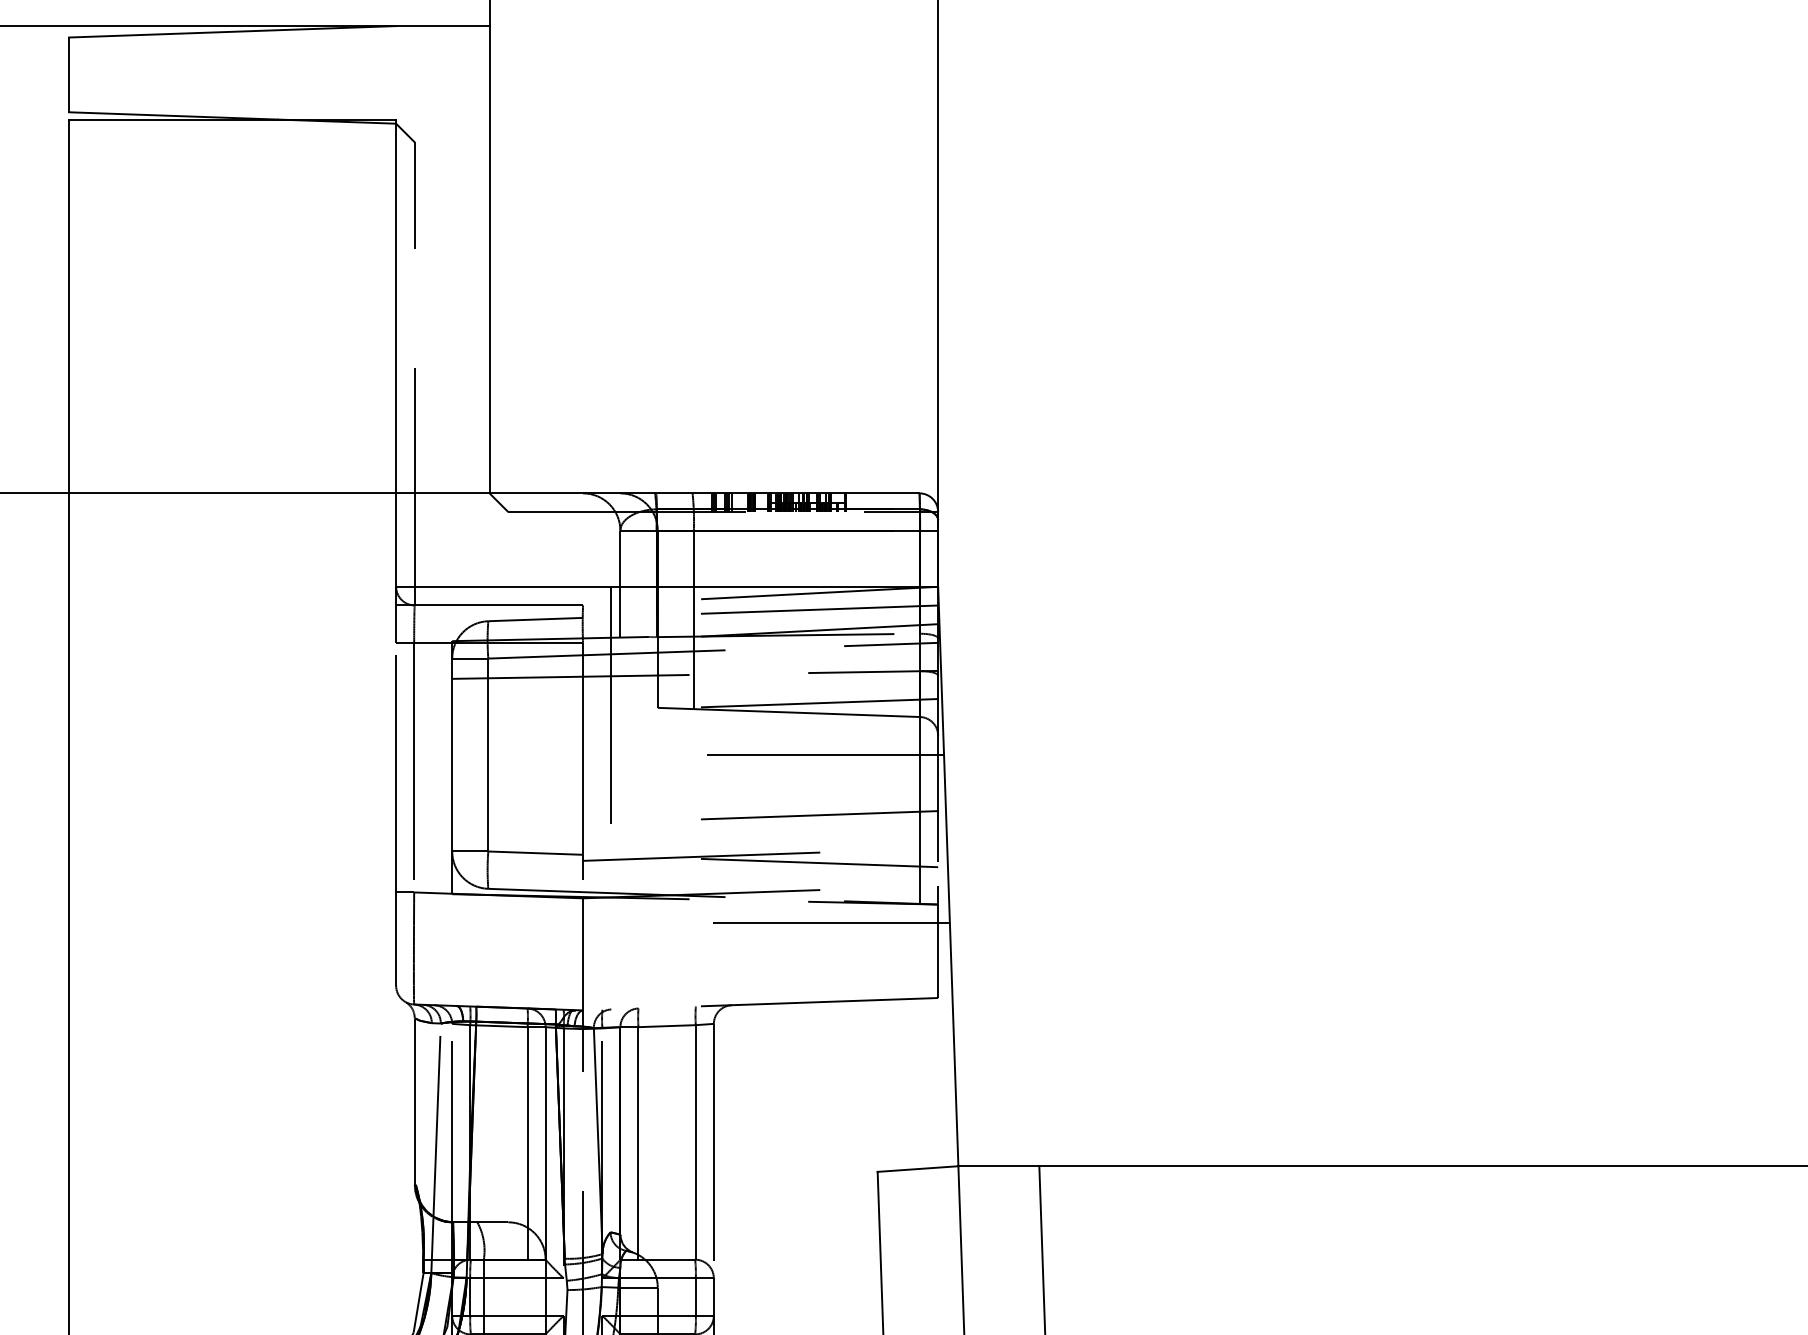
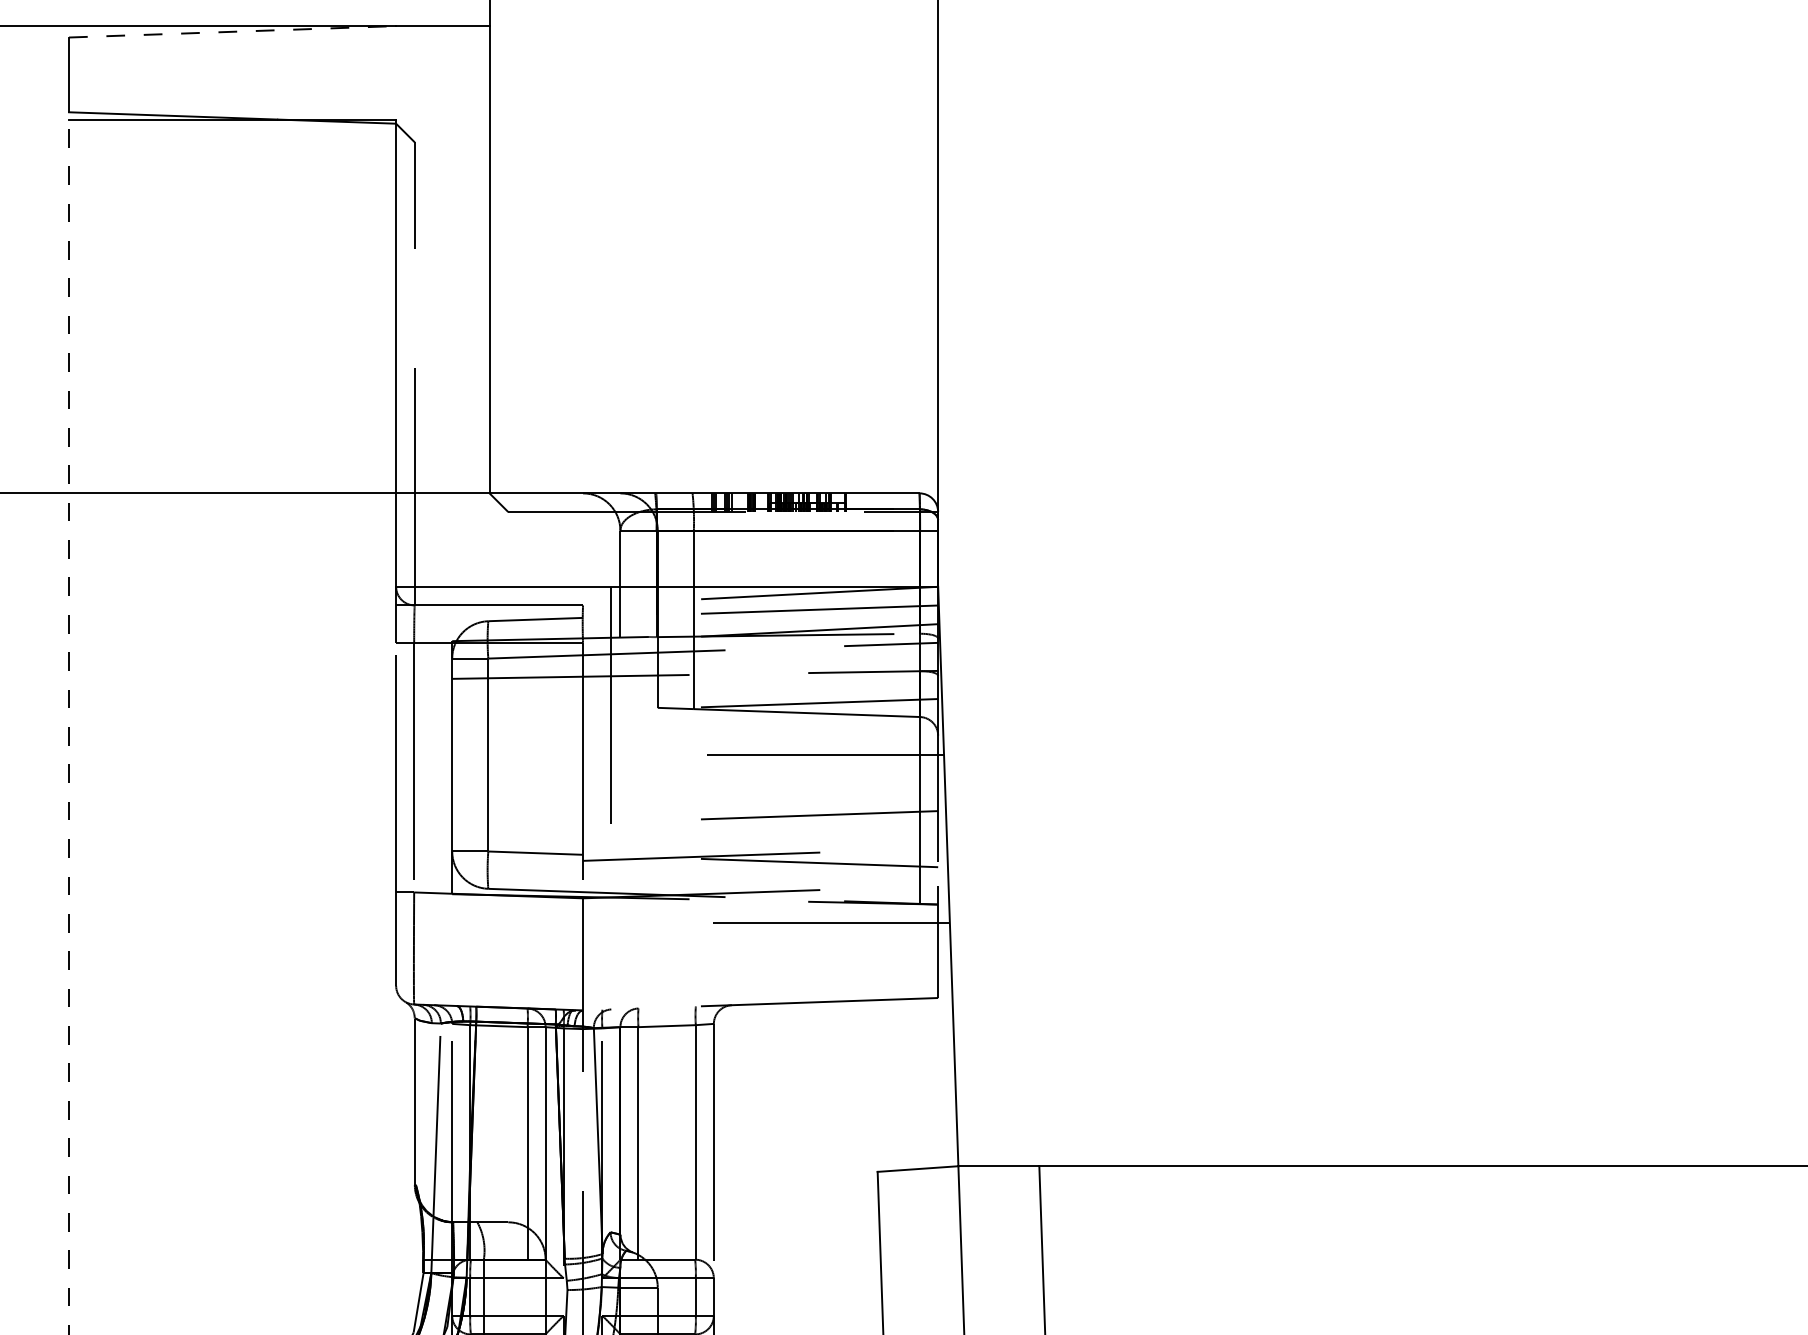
line: solid -> dashed (232, 31)
line: solid -> dashed (69, 725)
